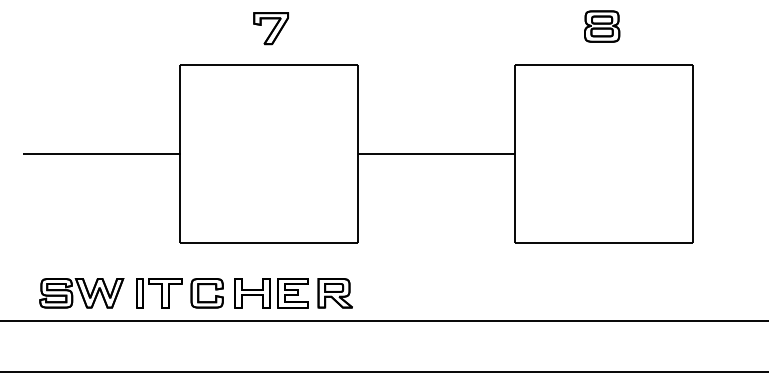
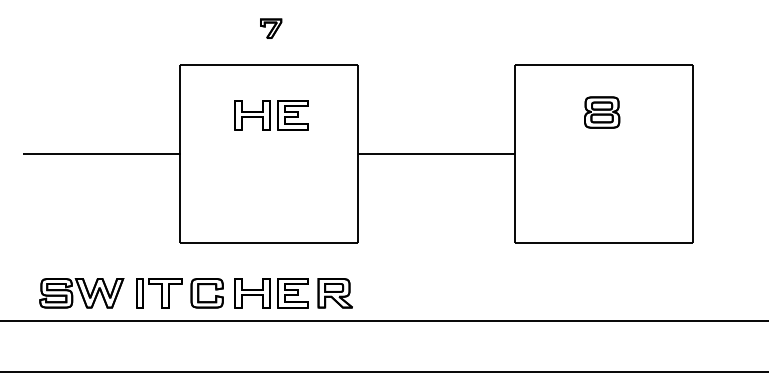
part position: (602, 26) -> (602, 112) (602, 112)
part size: 36x34 px -> 23x21 px (271, 28)
part: none -> present (271, 115)
